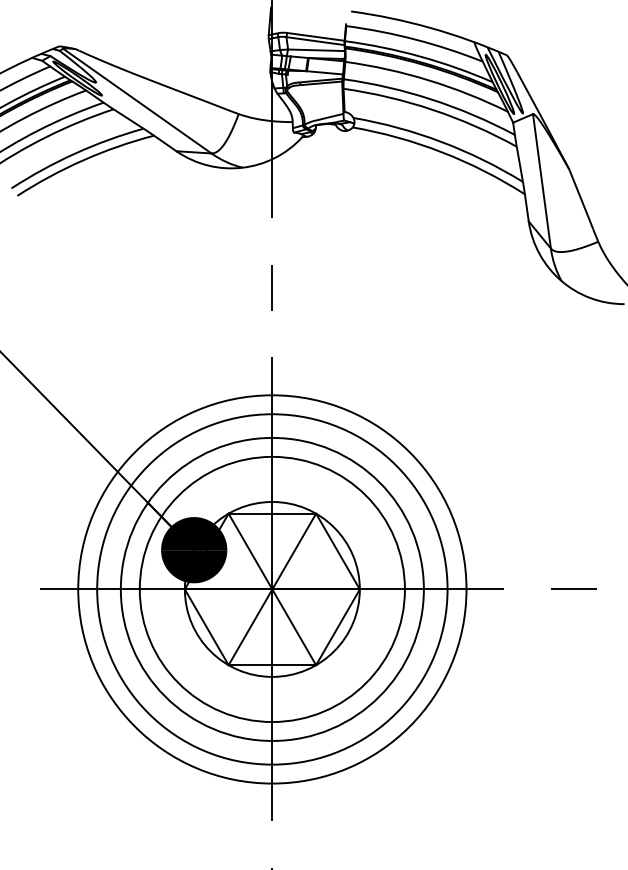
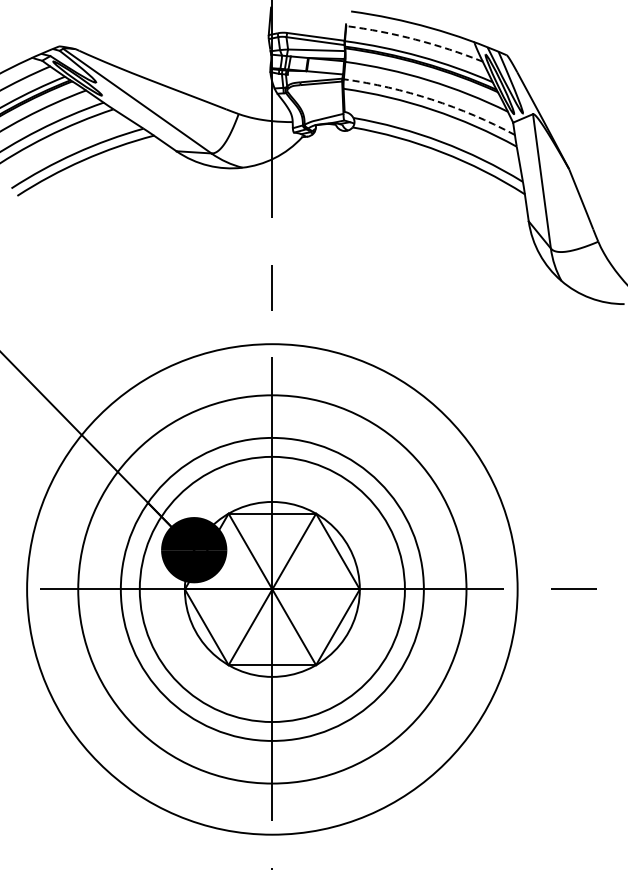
arc: solid -> dashed (415, 39)
arc: solid -> dashed (431, 99)
circle diameter: 350 px -> 491 px (272, 589)
